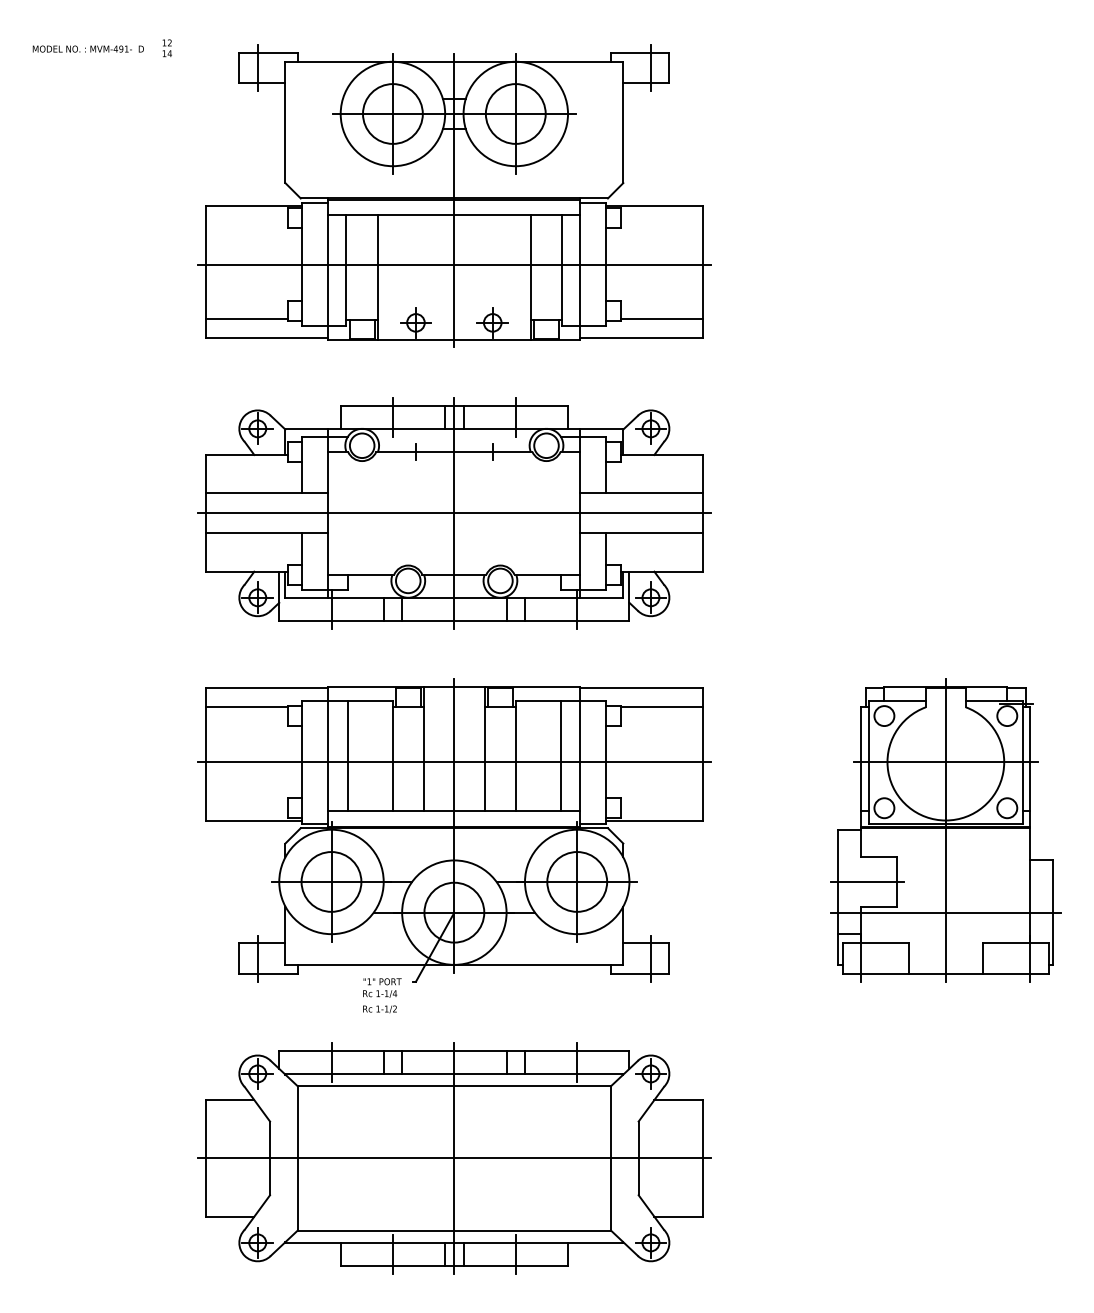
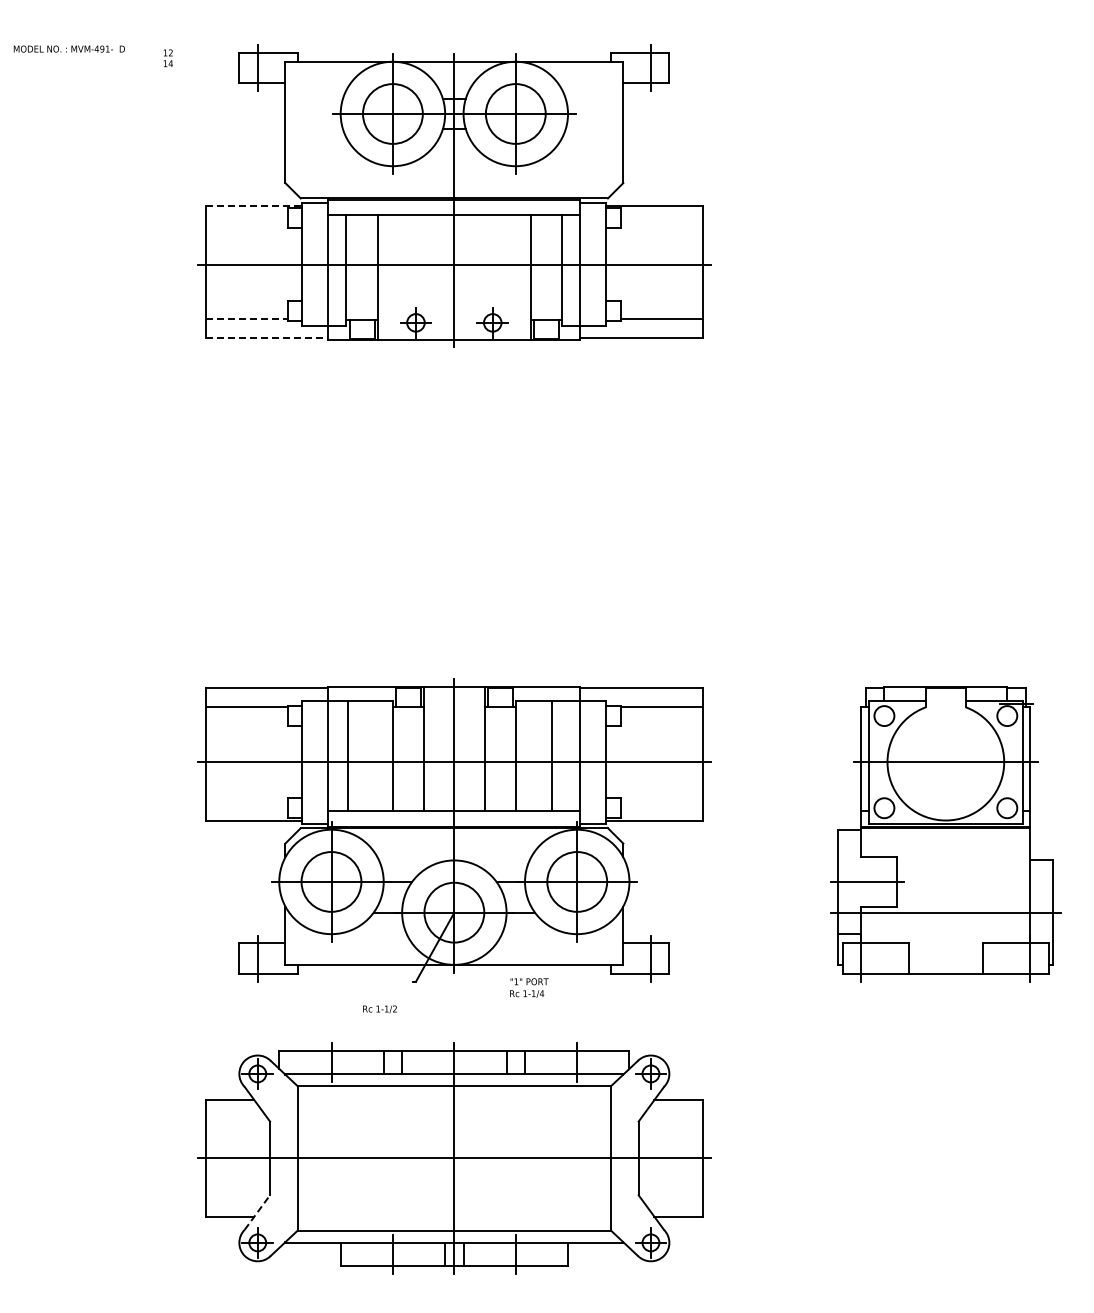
text position: (87, 48) -> (68, 48) (68, 48)
text position: (166, 48) -> (167, 58) (167, 58)
line: solid -> dashed (254, 206)
line: solid -> dashed (247, 319)
line: solid -> dashed (267, 338)
part: present -> none (454, 513)
line position: (561, 755) -> (552, 755) (552, 755)
line: present -> none (945, 830)
text position: (382, 987) -> (529, 987) (529, 987)
line: solid -> dashed (257, 1212)
